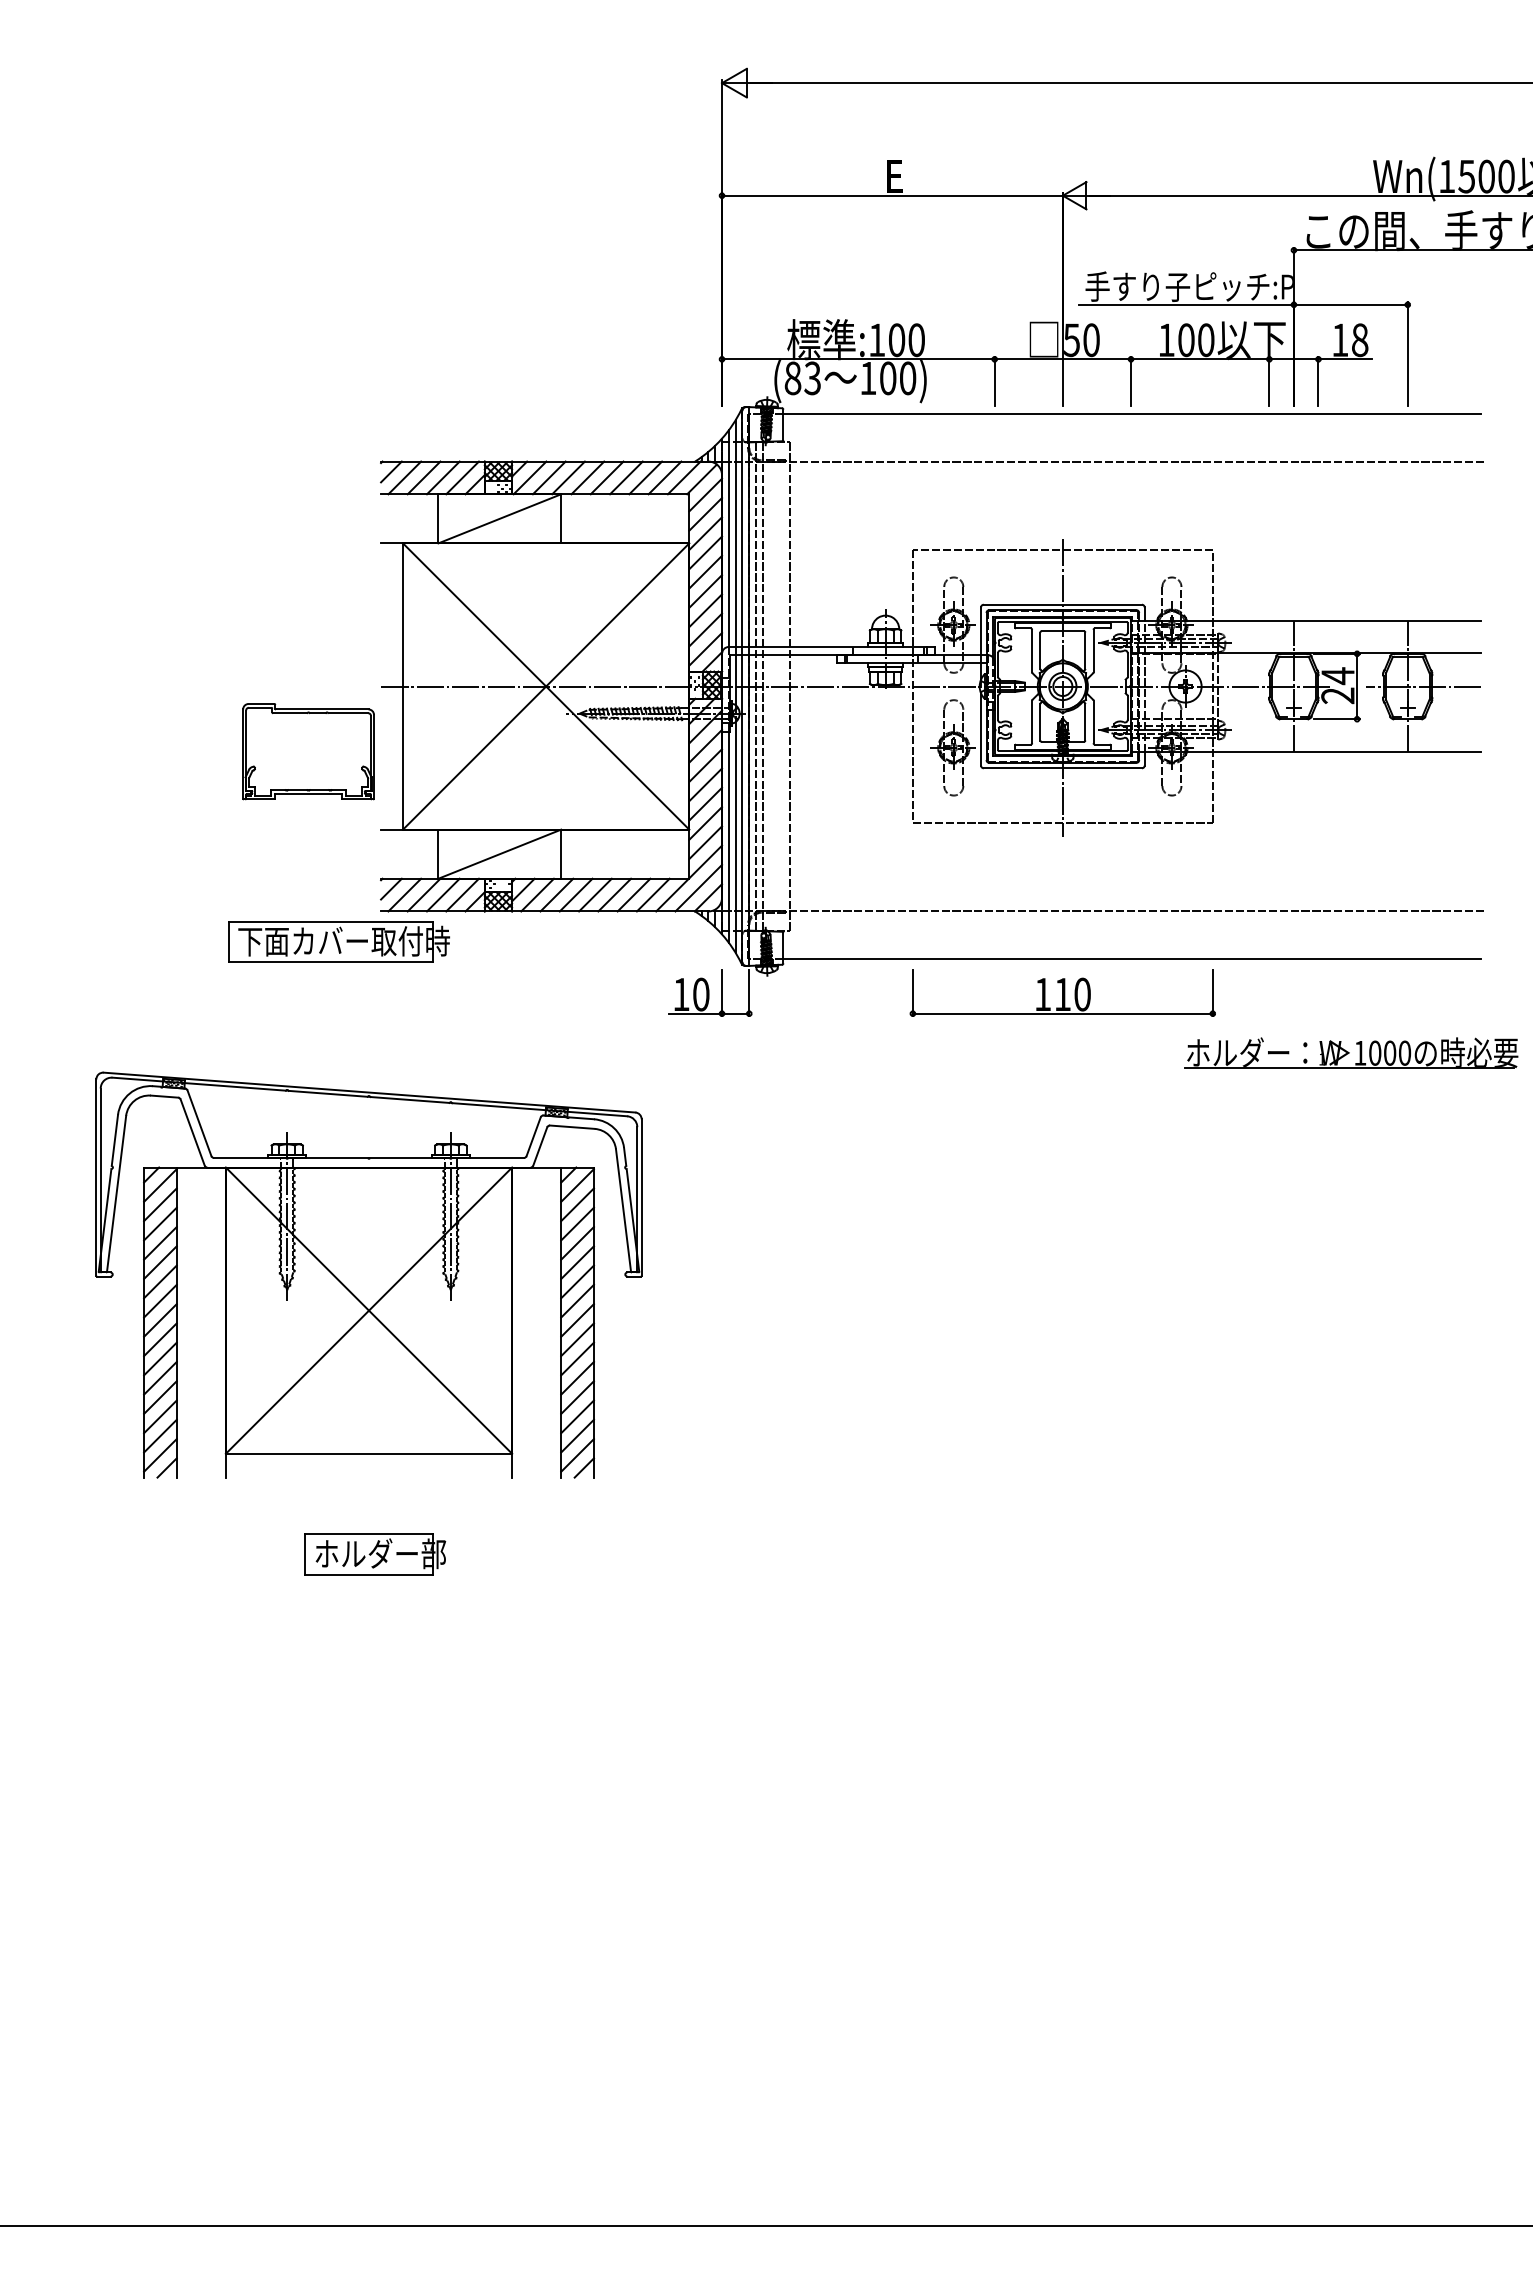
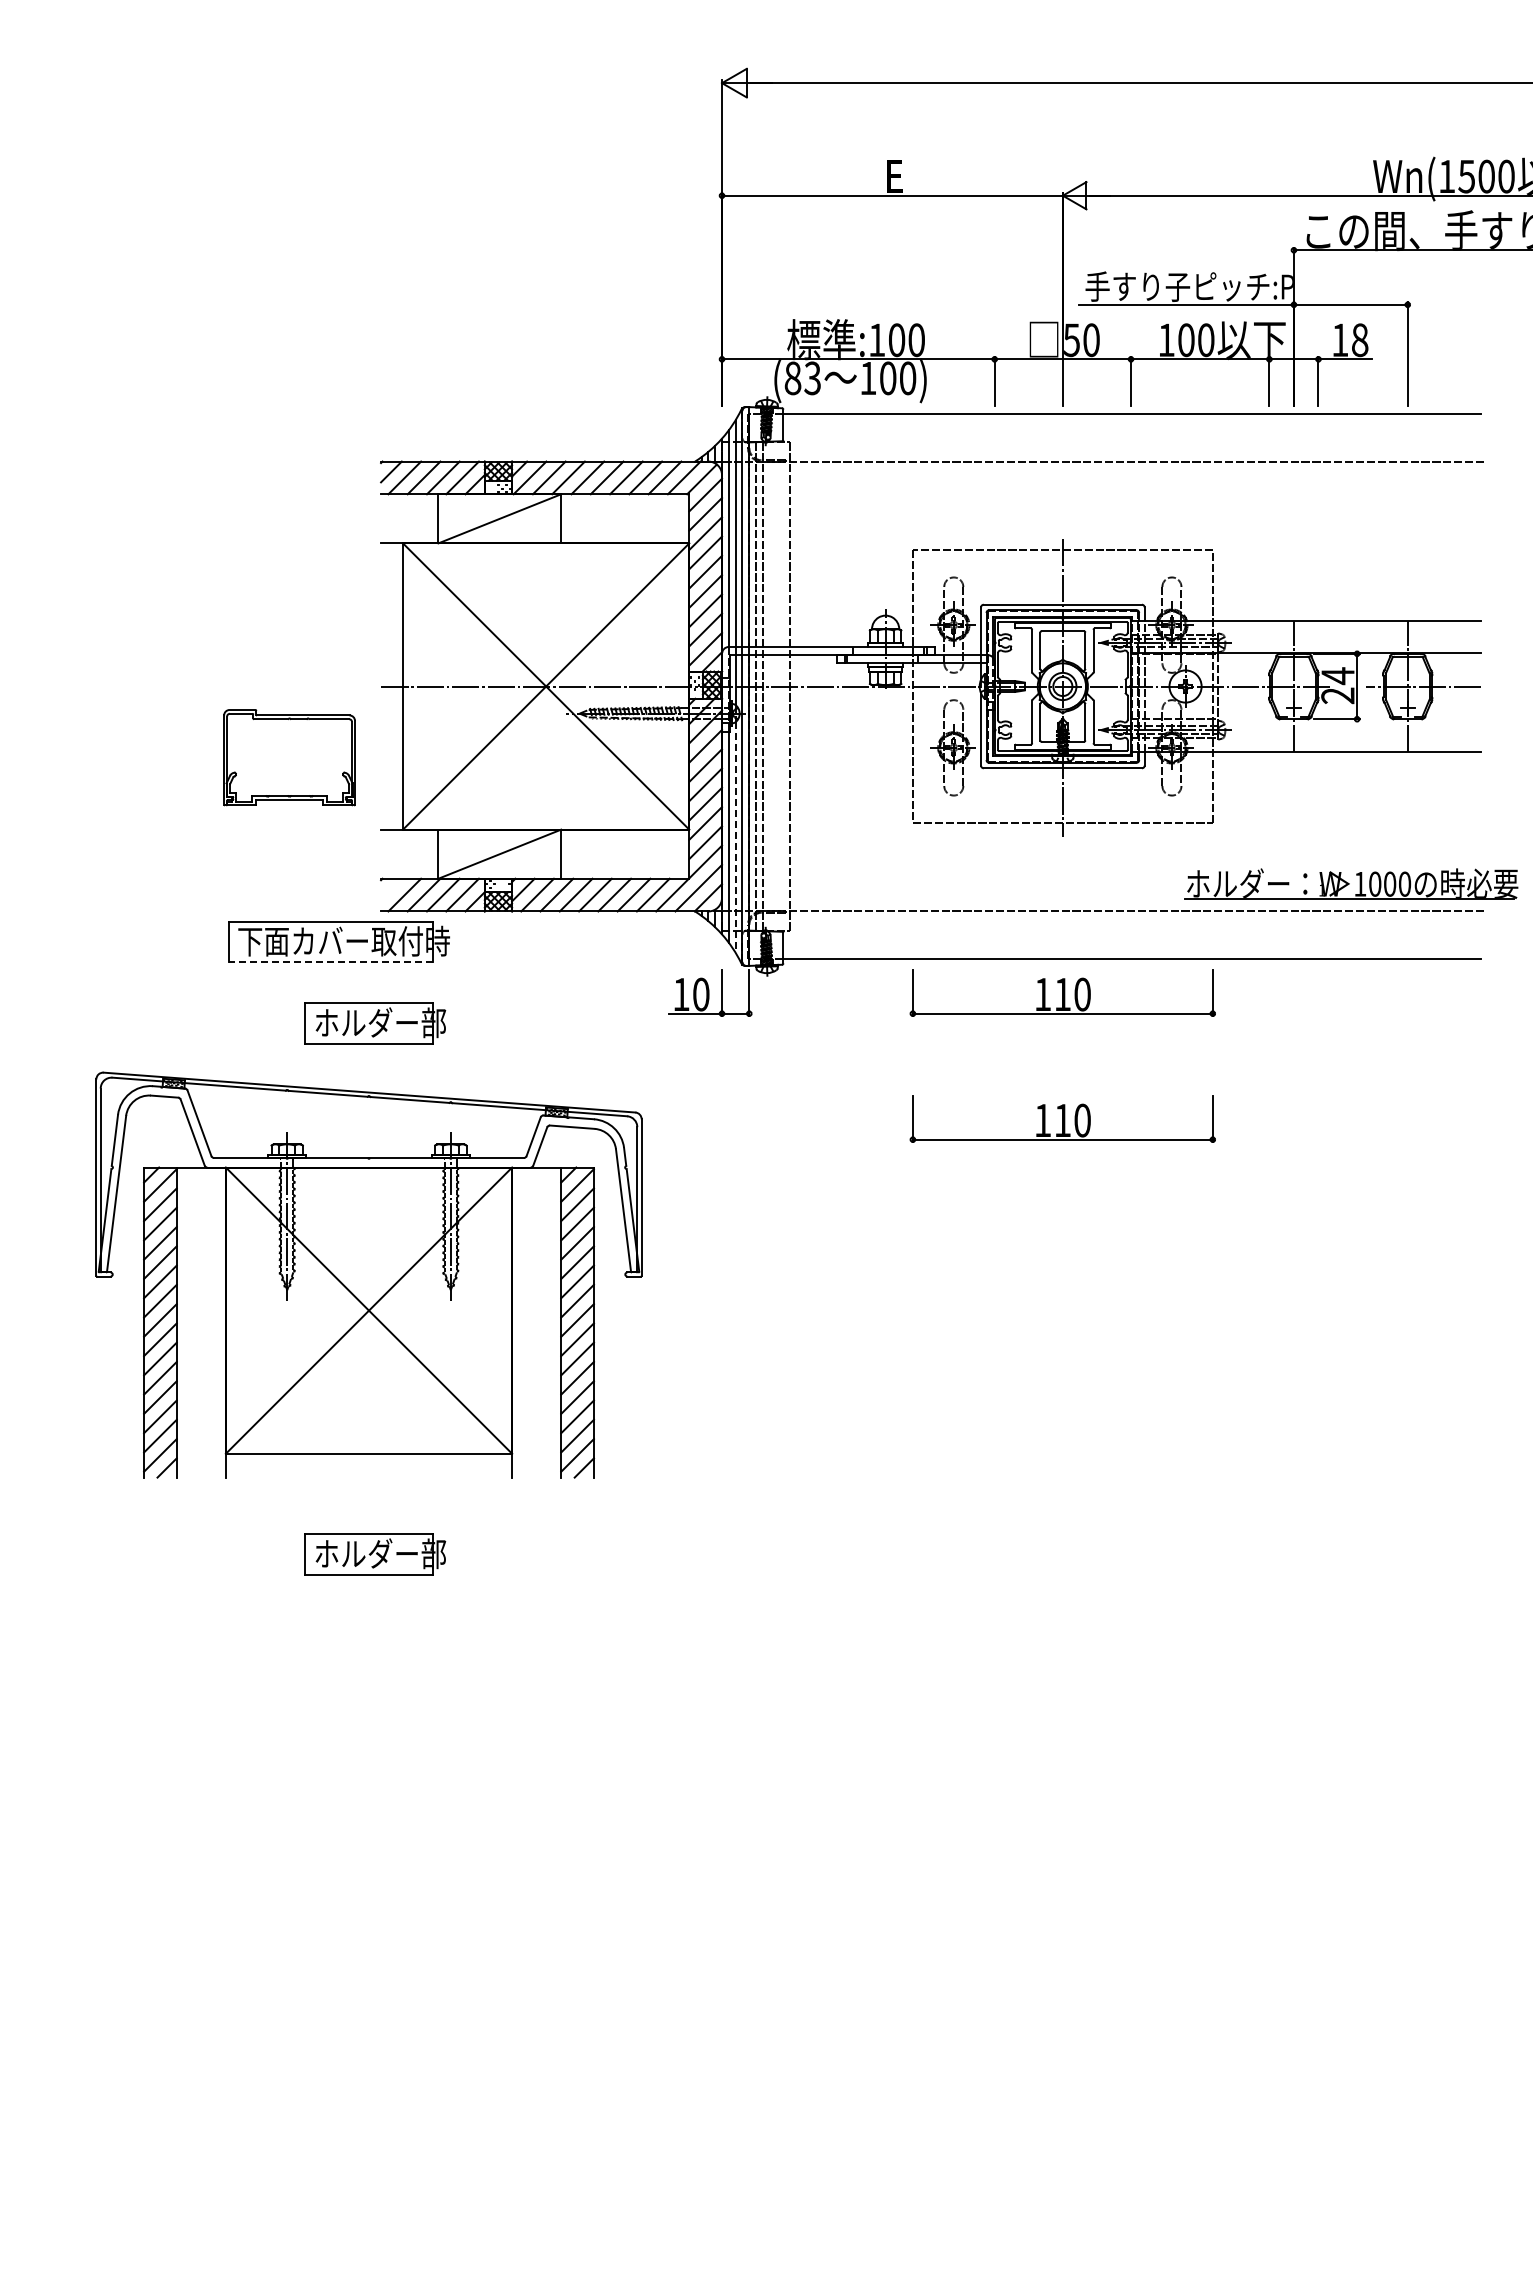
part position: (308, 751) -> (289, 757) (289, 757)
line: solid -> dashed (735, 838)
line: present -> none (391, 888)
line: solid -> dashed (330, 962)
part: none -> present (375, 1023)
part position: (1351, 1052) -> (1351, 883) (1351, 883)
part: none -> present (1062, 1118)
line: present -> none (765, 2226)
